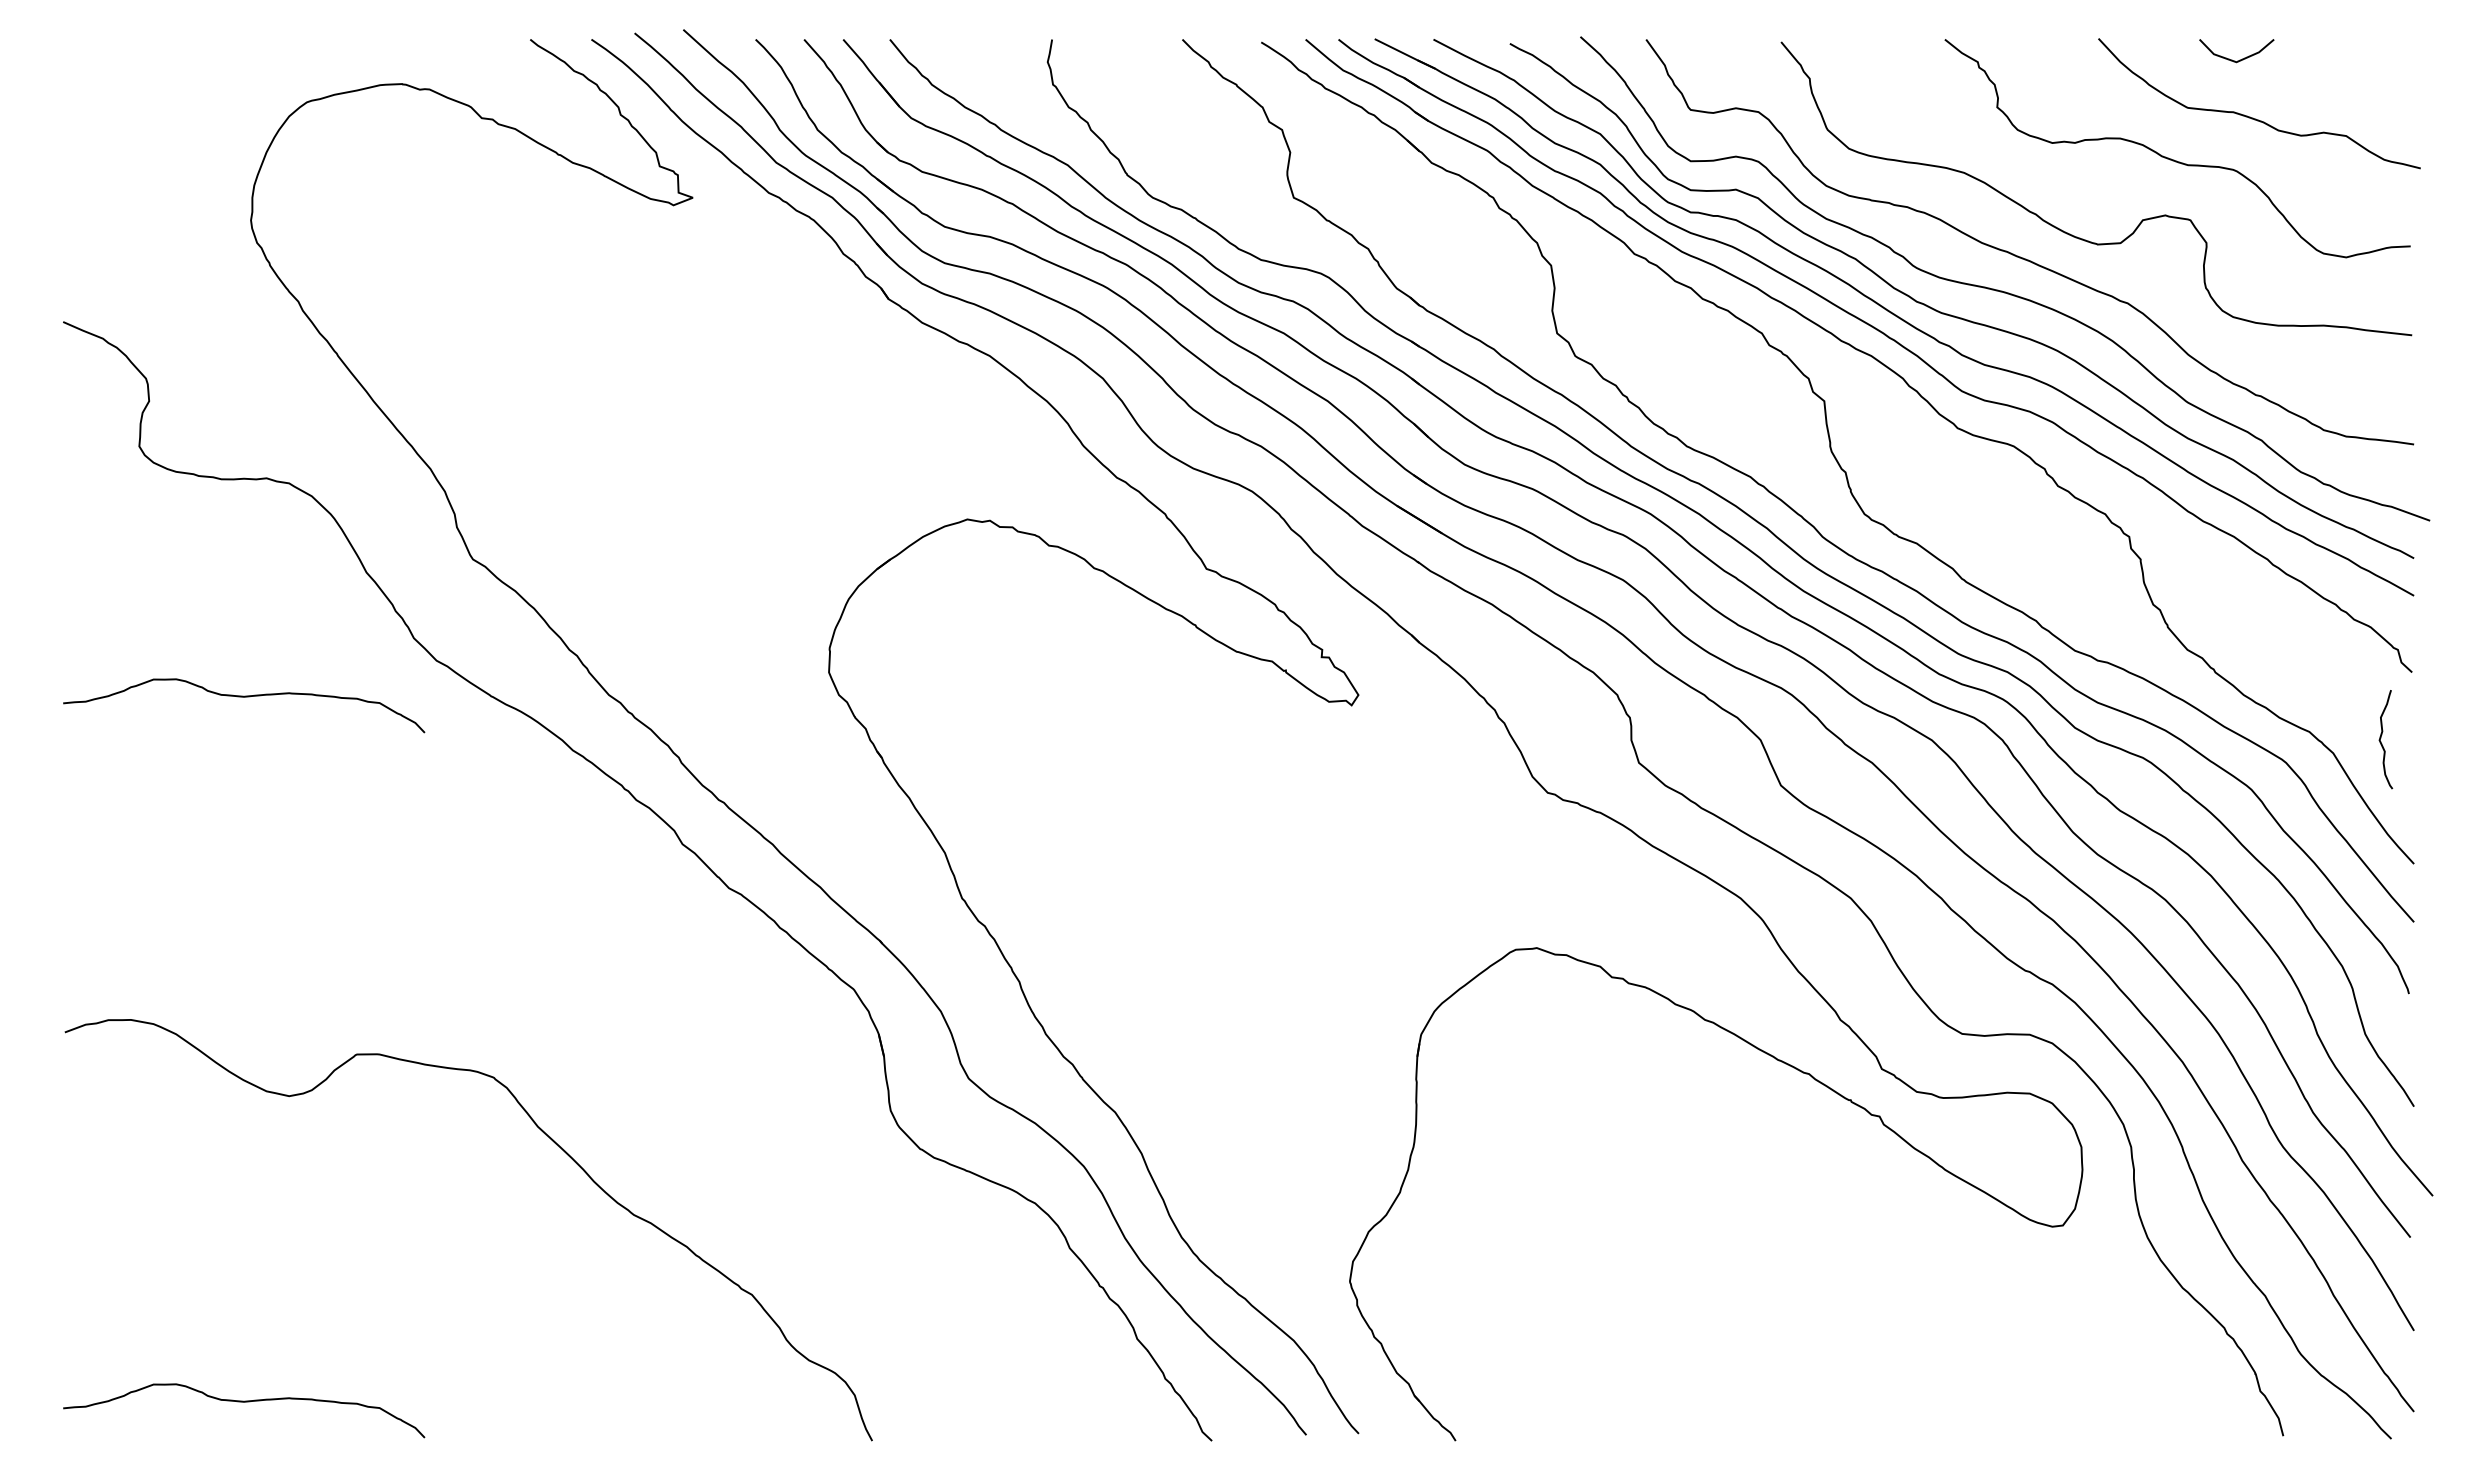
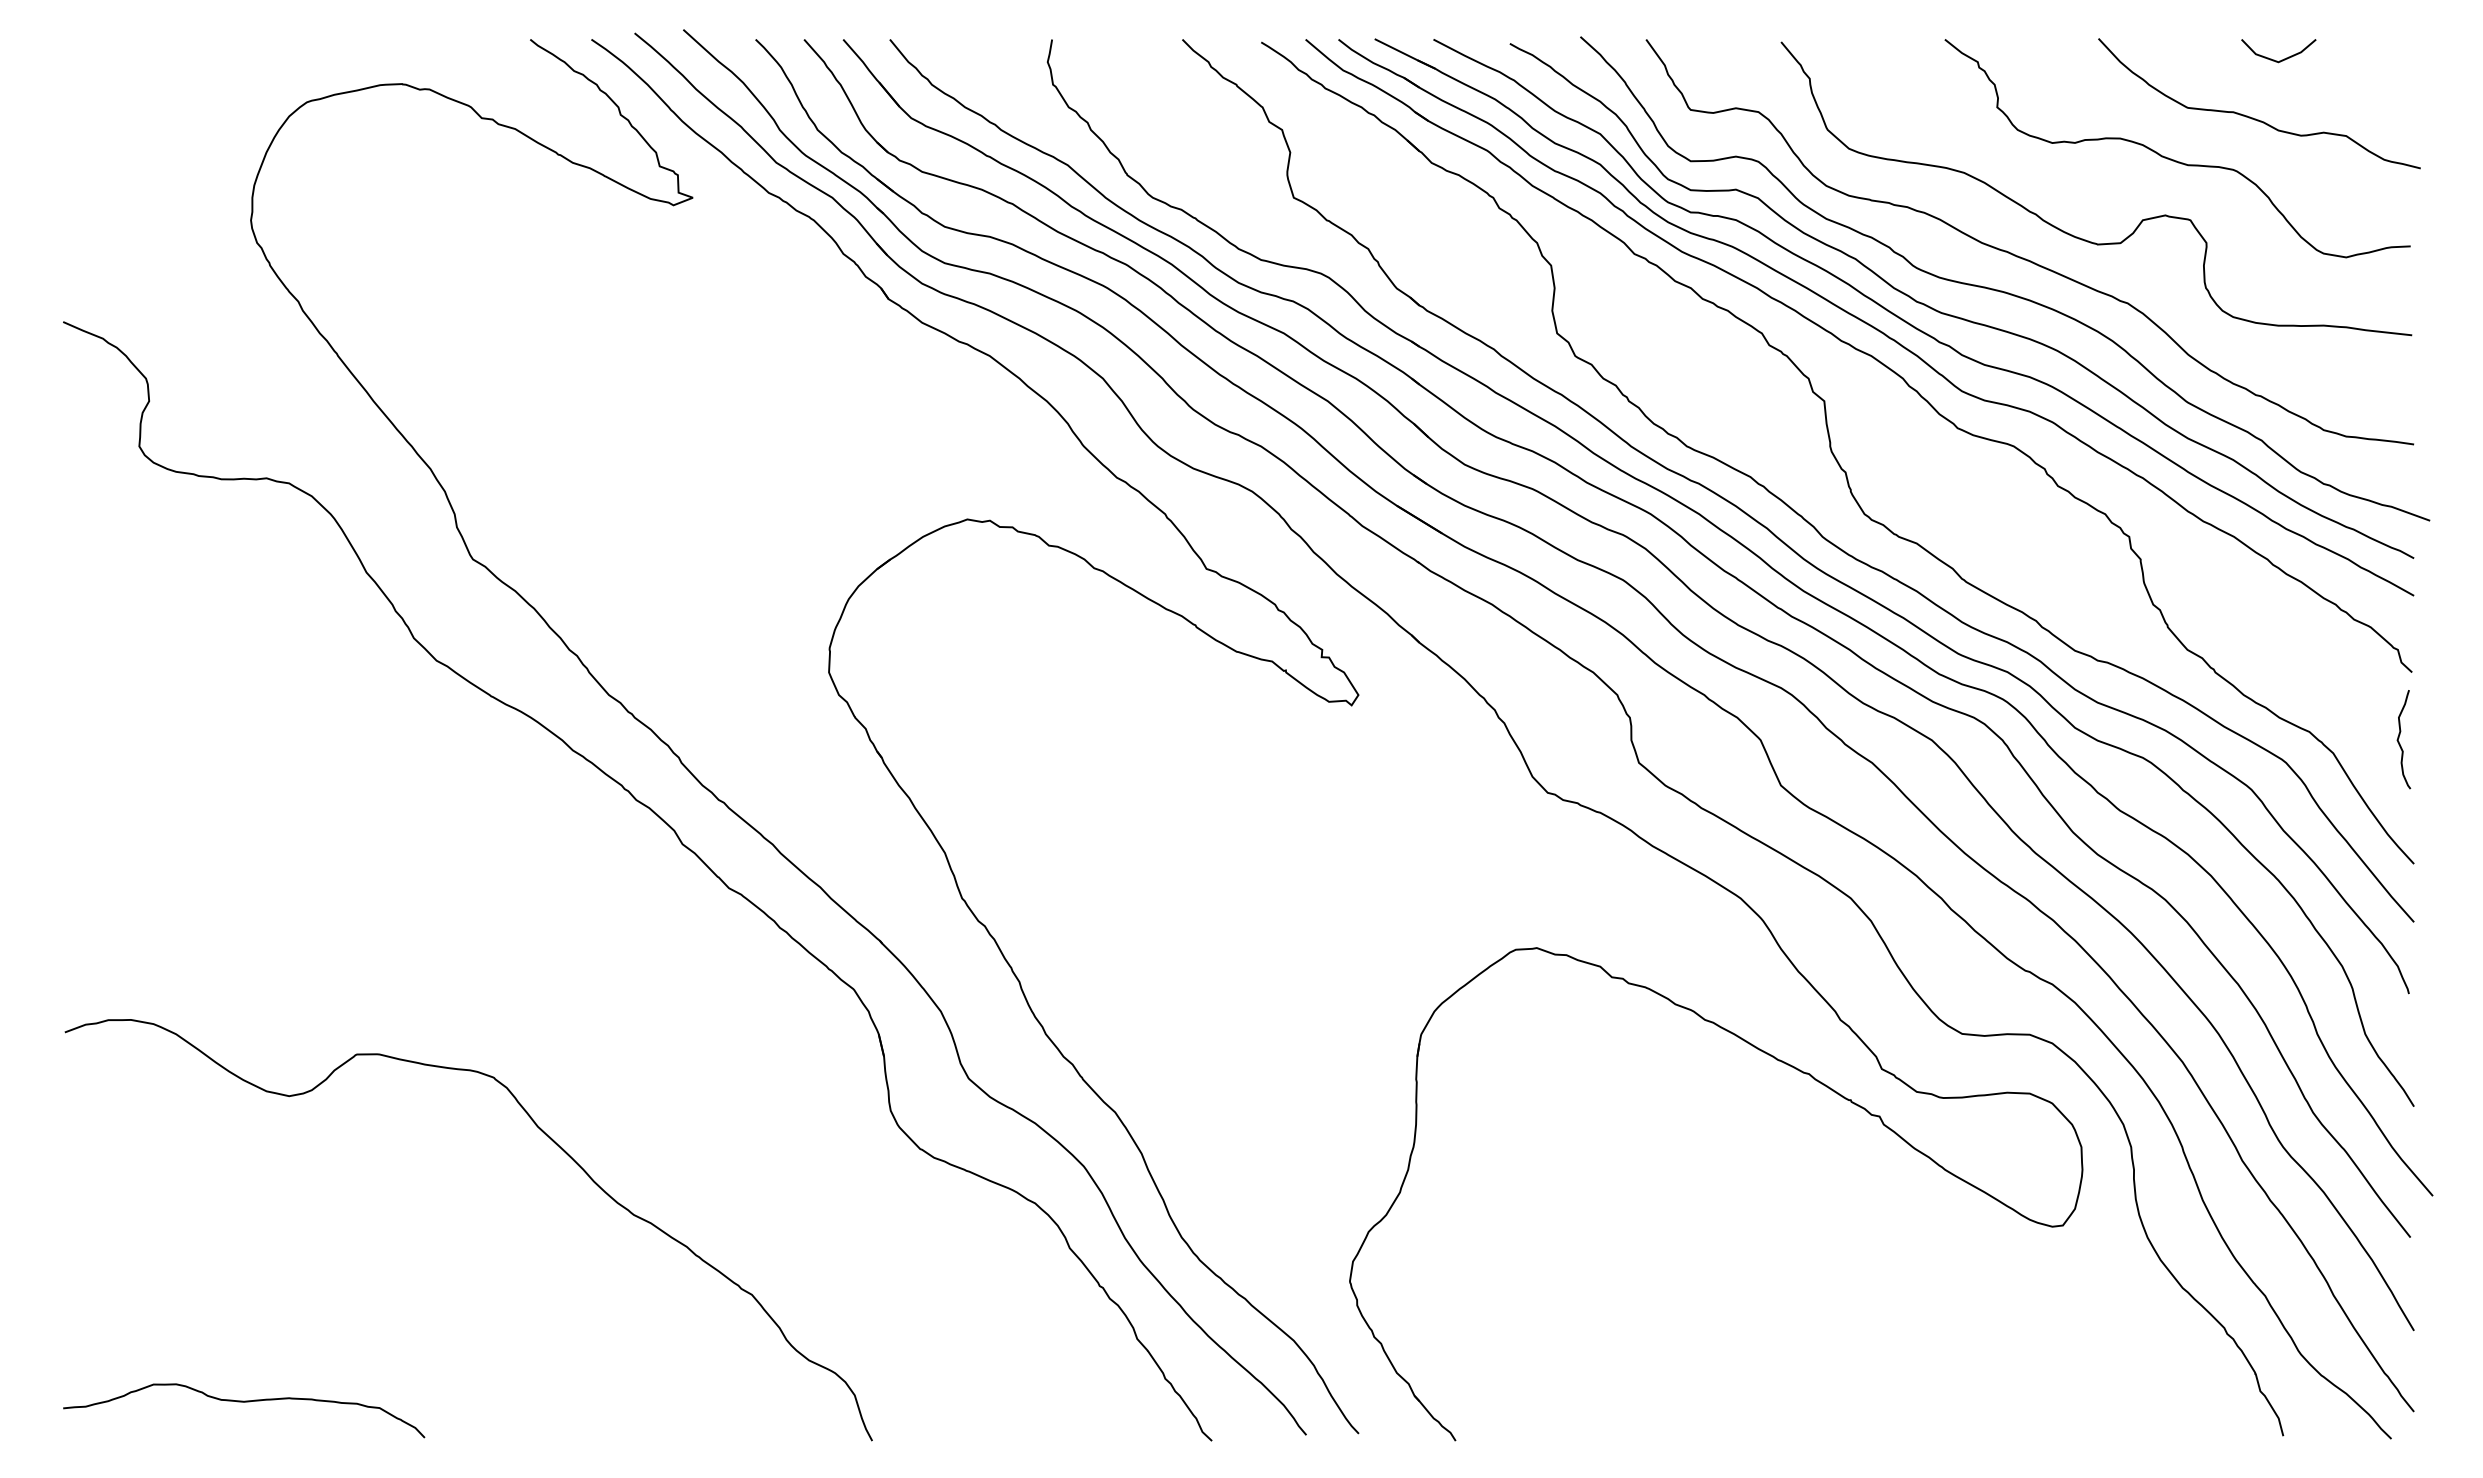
line position: (2239, 59) -> (2281, 59) (2281, 59)
curve: present -> none (244, 697)
curve position: (2381, 738) -> (2399, 738) (2399, 738)
